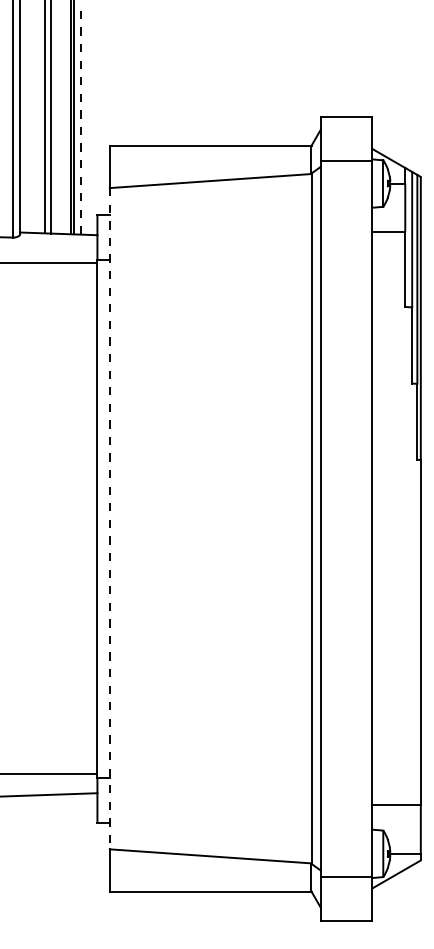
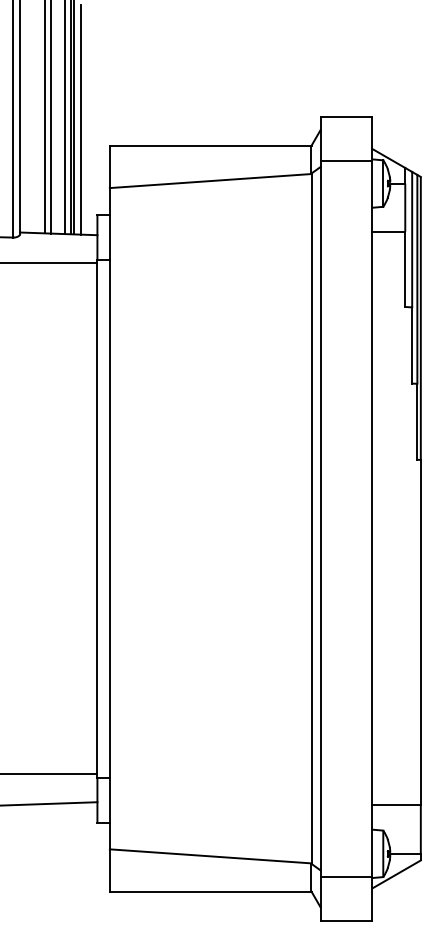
line: none -> present (64, 118)
line: dashed -> solid (81, 119)
line: dashed -> solid (109, 518)
line position: (49, 794) -> (49, 803) (49, 803)
